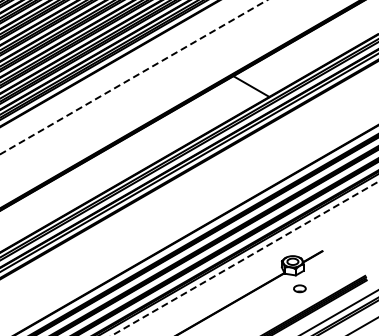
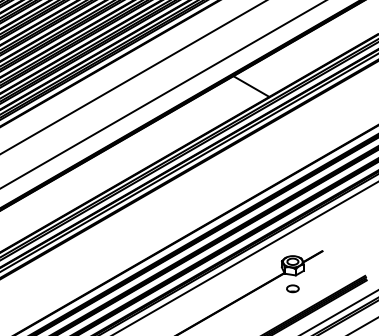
line: dashed -> solid (133, 77)
line: none -> present (162, 94)
line: dashed -> solid (245, 258)
part position: (299, 288) -> (292, 288) (292, 288)
